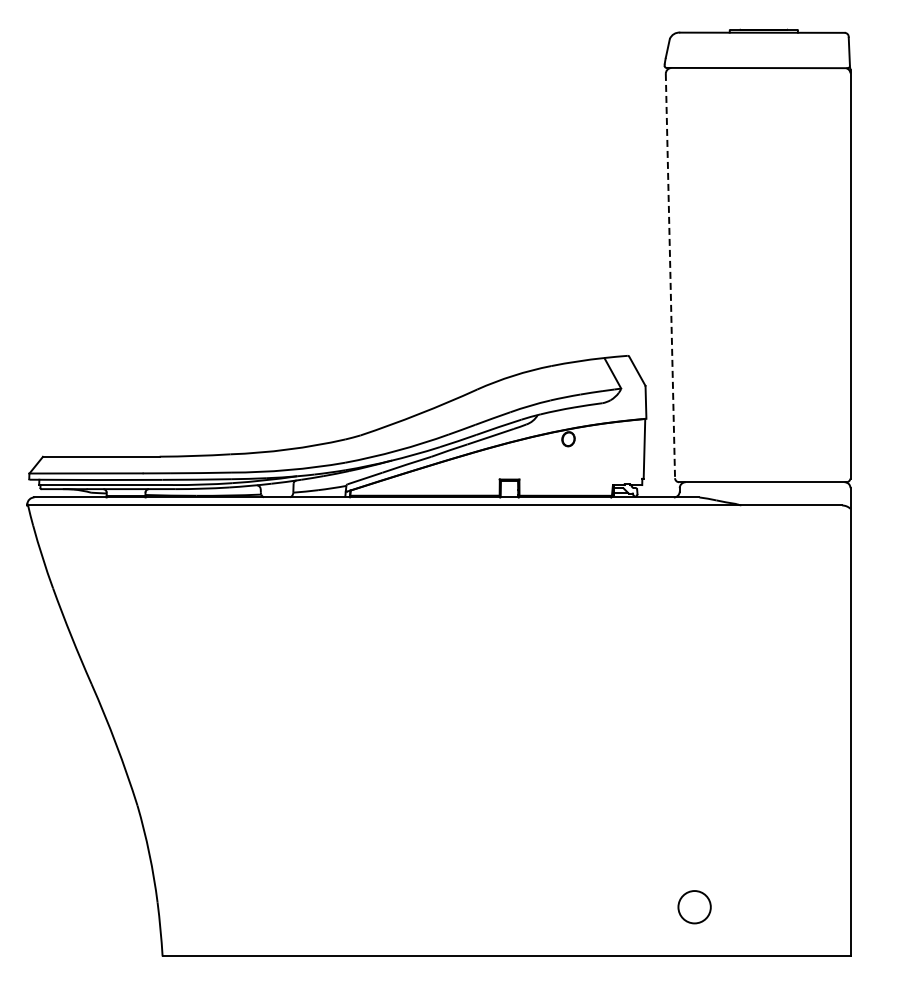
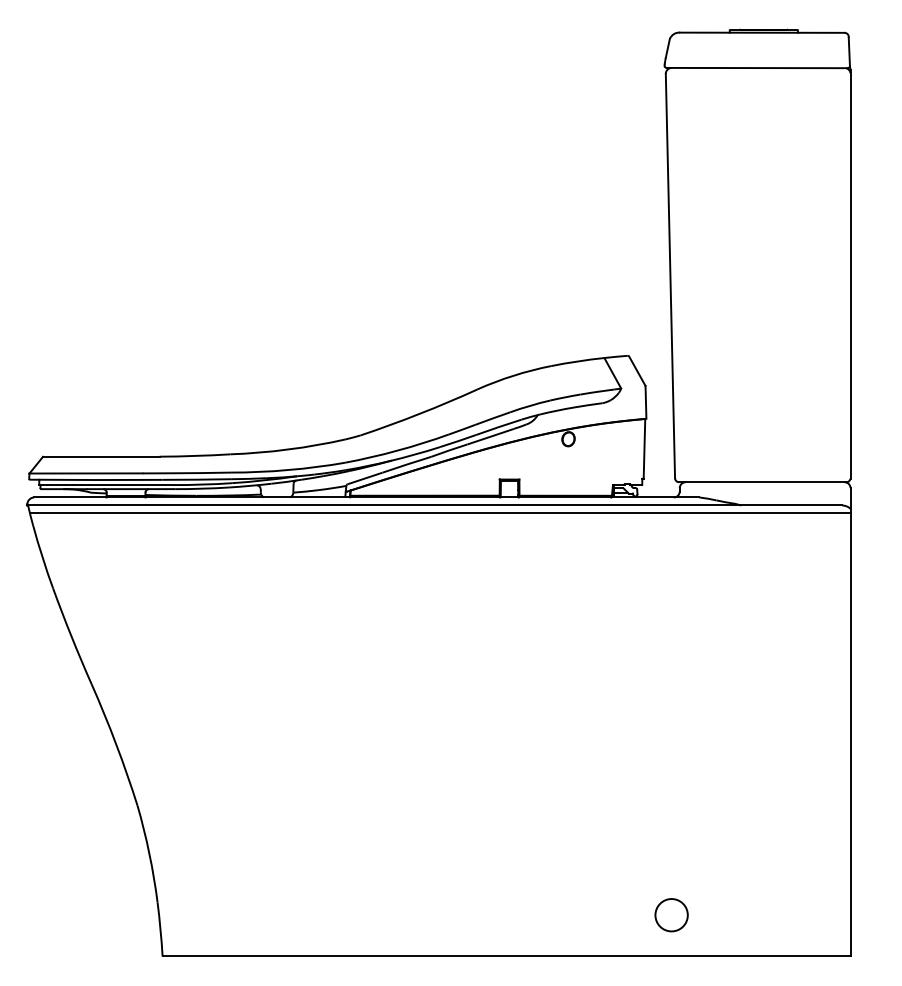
line: dashed -> solid (670, 276)
line: none -> present (439, 512)
circle position: (694, 907) -> (671, 915) (671, 915)
